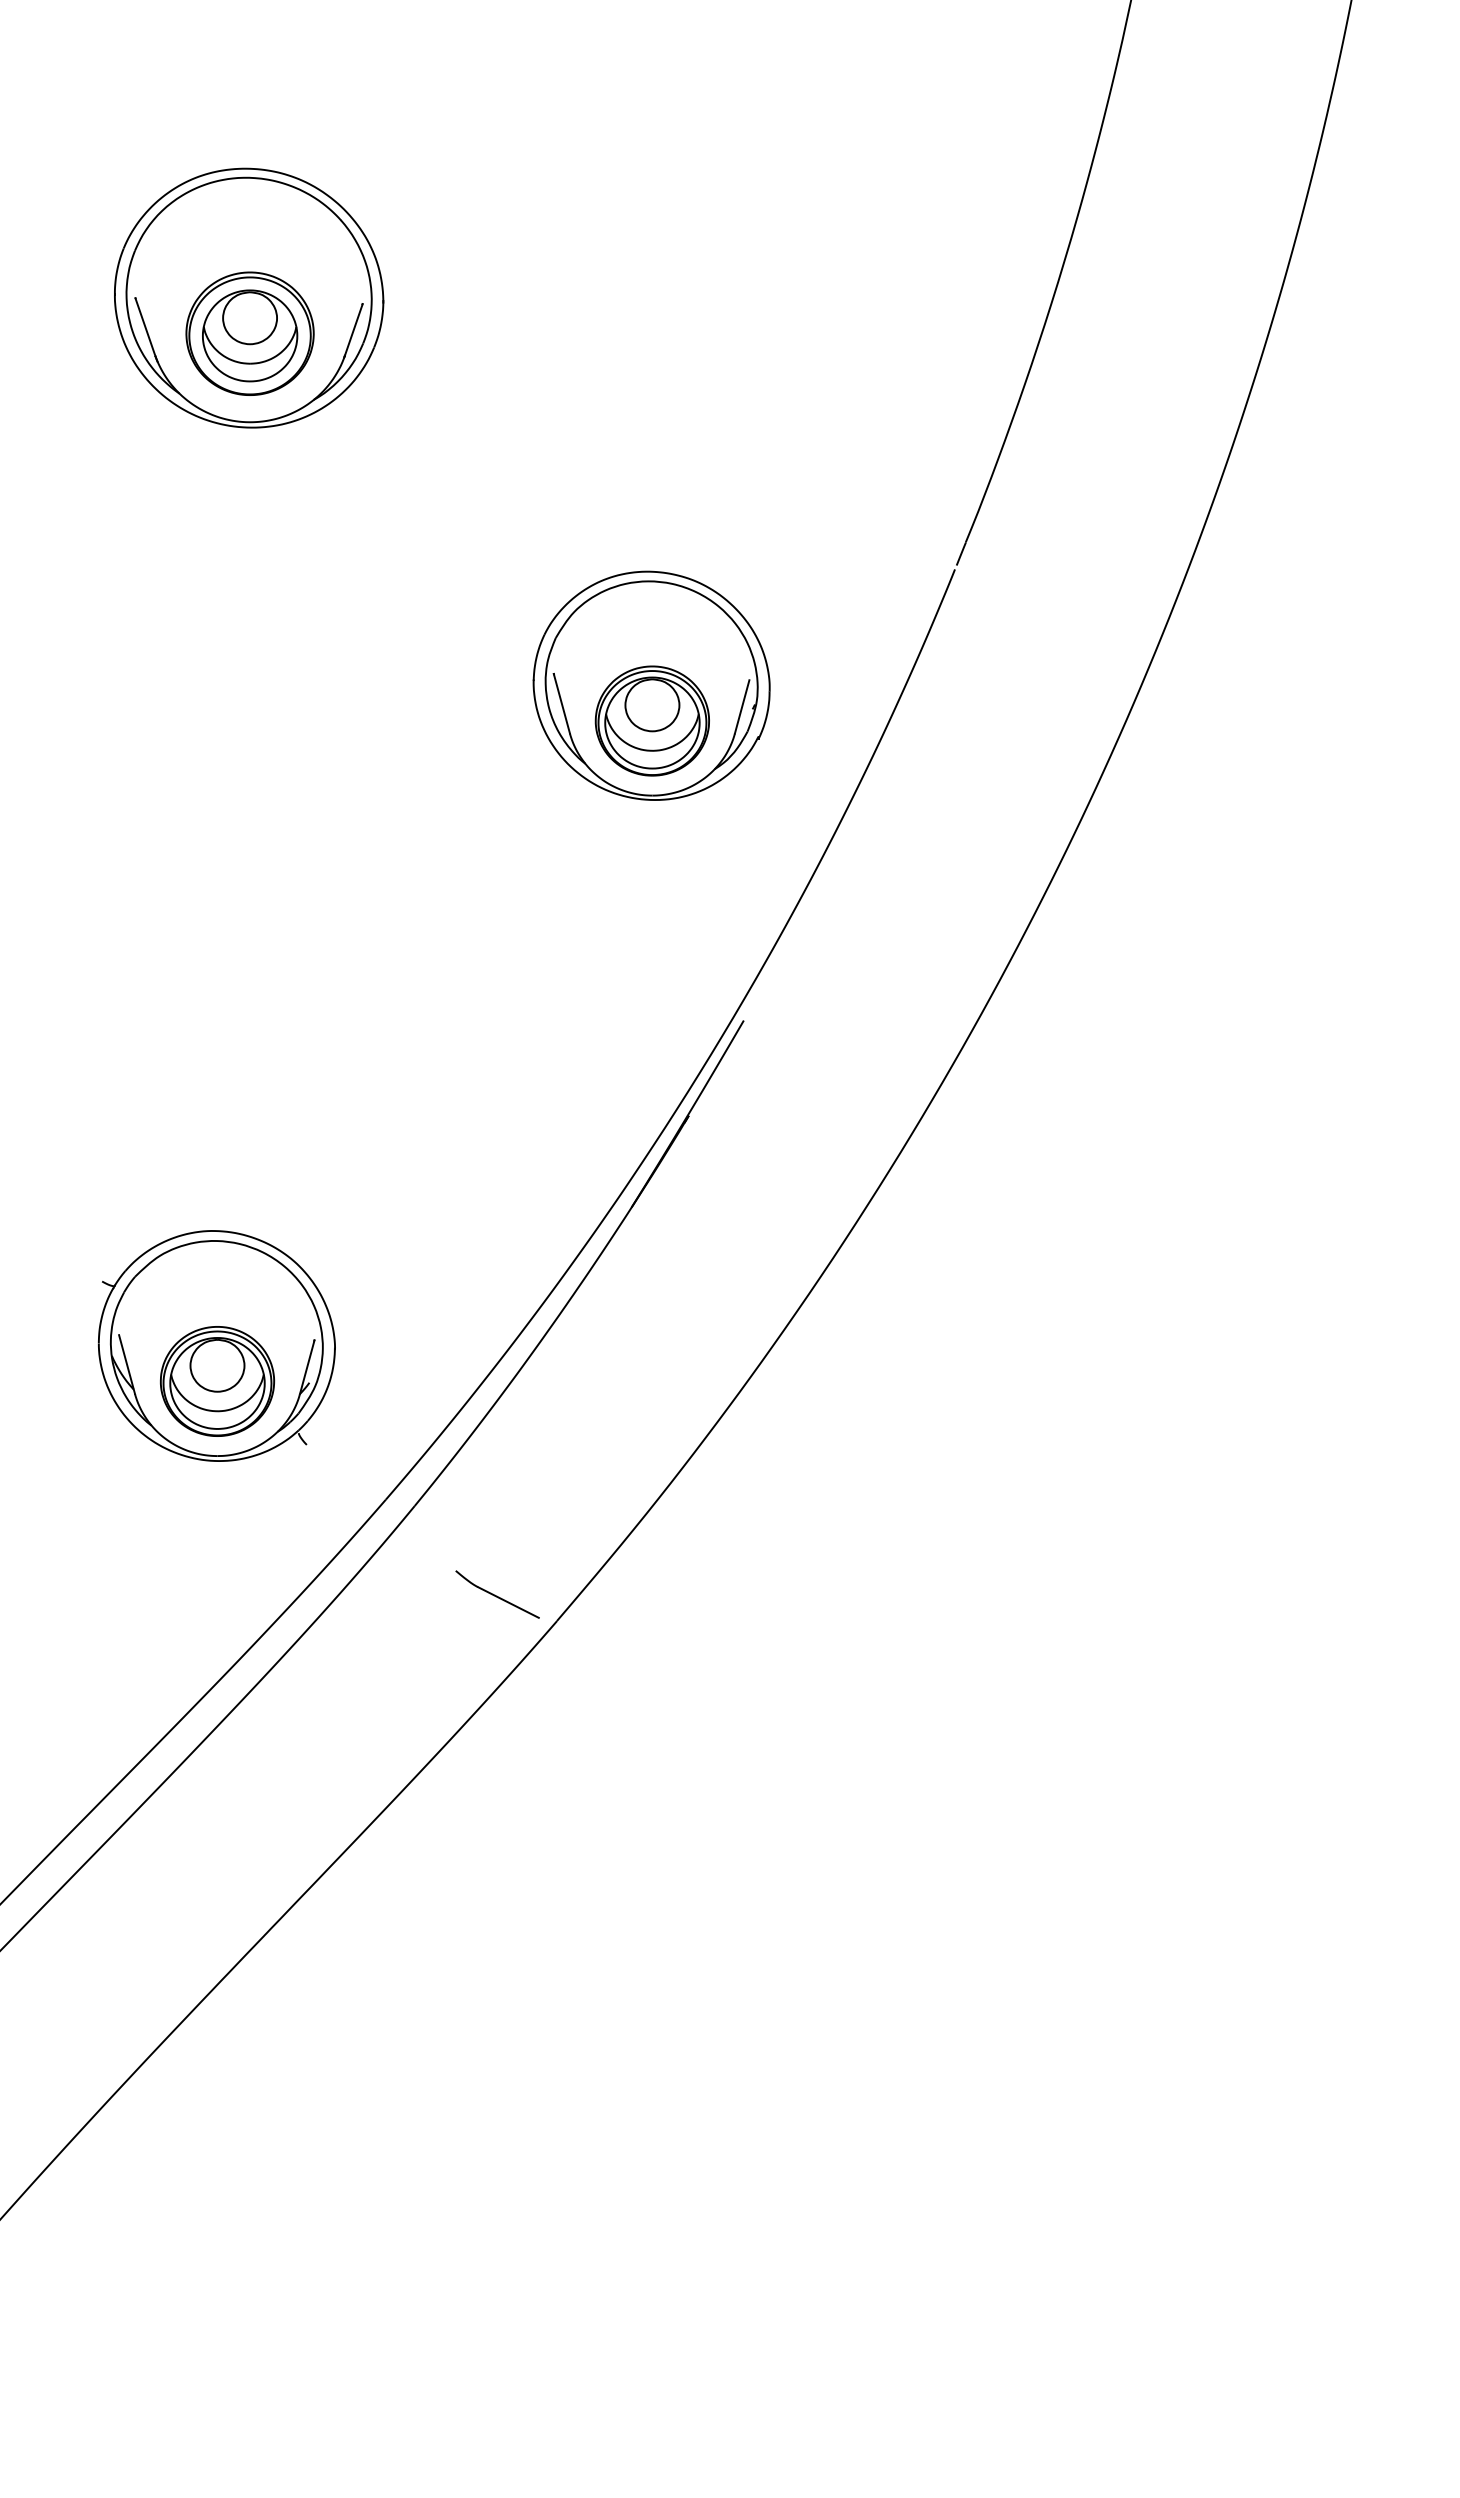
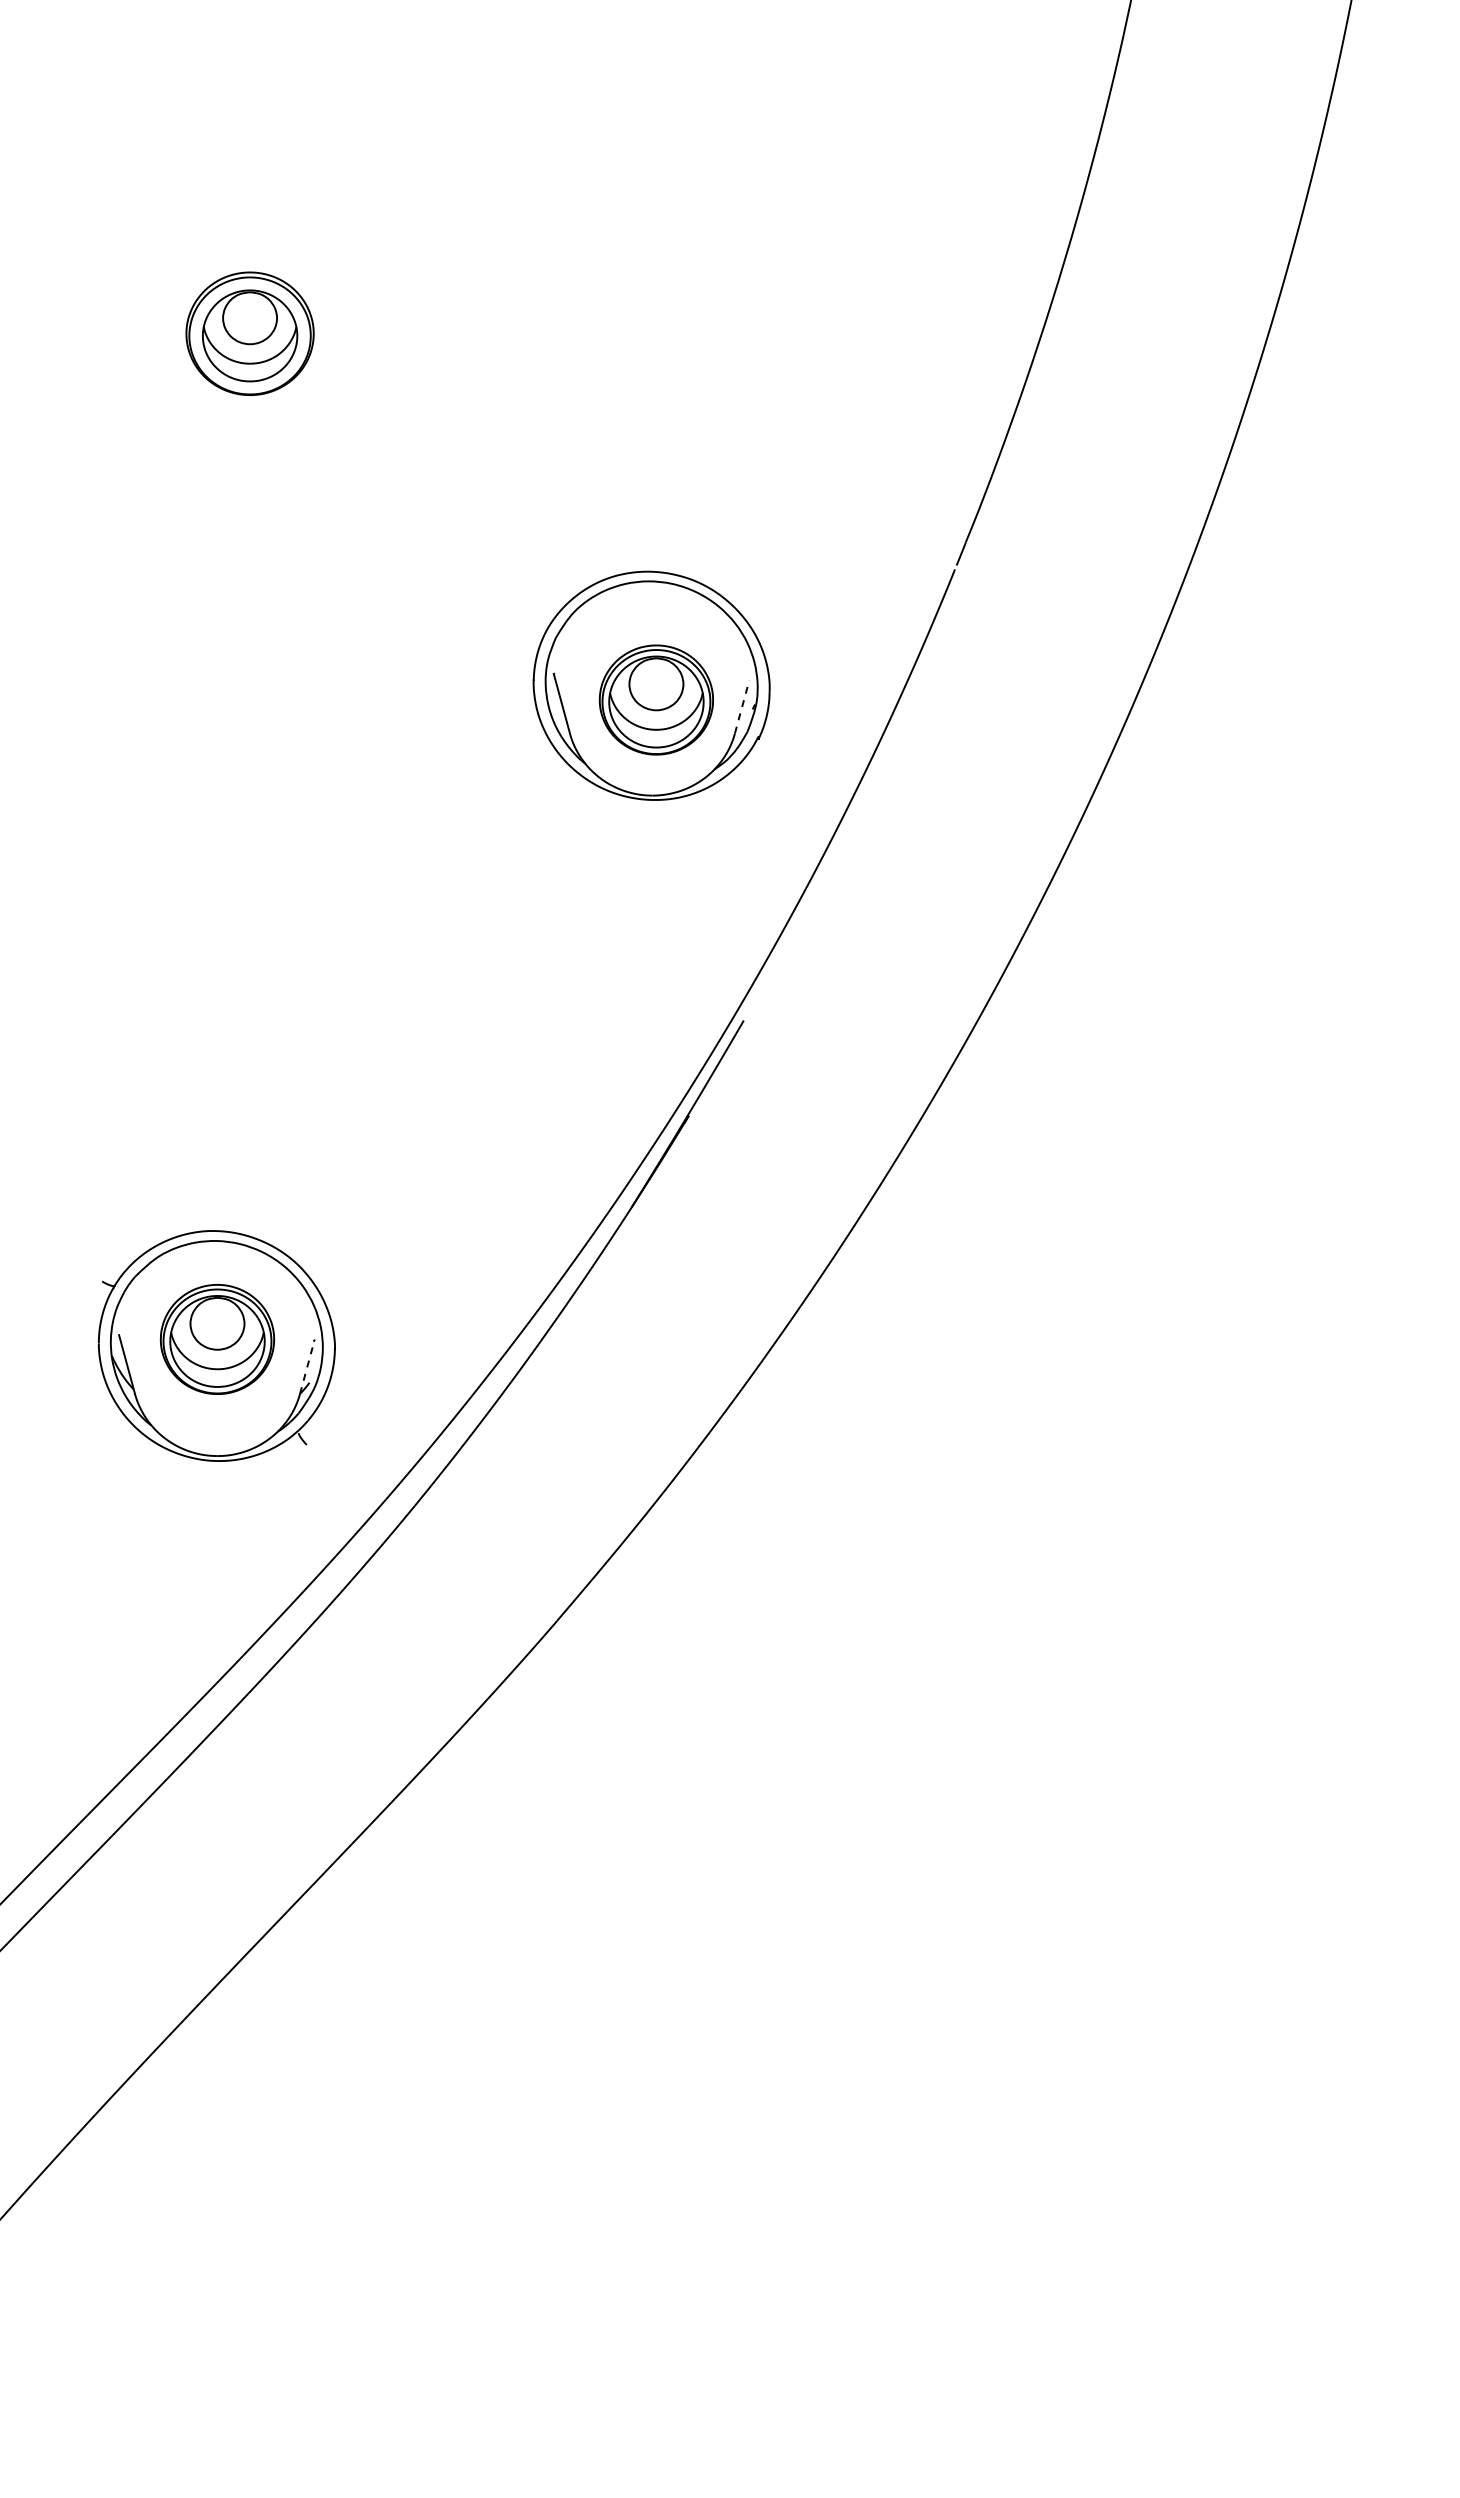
part: present -> none (249, 297)
line: solid -> dashed (742, 706)
part position: (651, 720) -> (655, 699) (655, 699)
line: solid -> dashed (307, 1367)
part position: (217, 1381) -> (217, 1339) (217, 1339)
part: present -> none (497, 1594)
